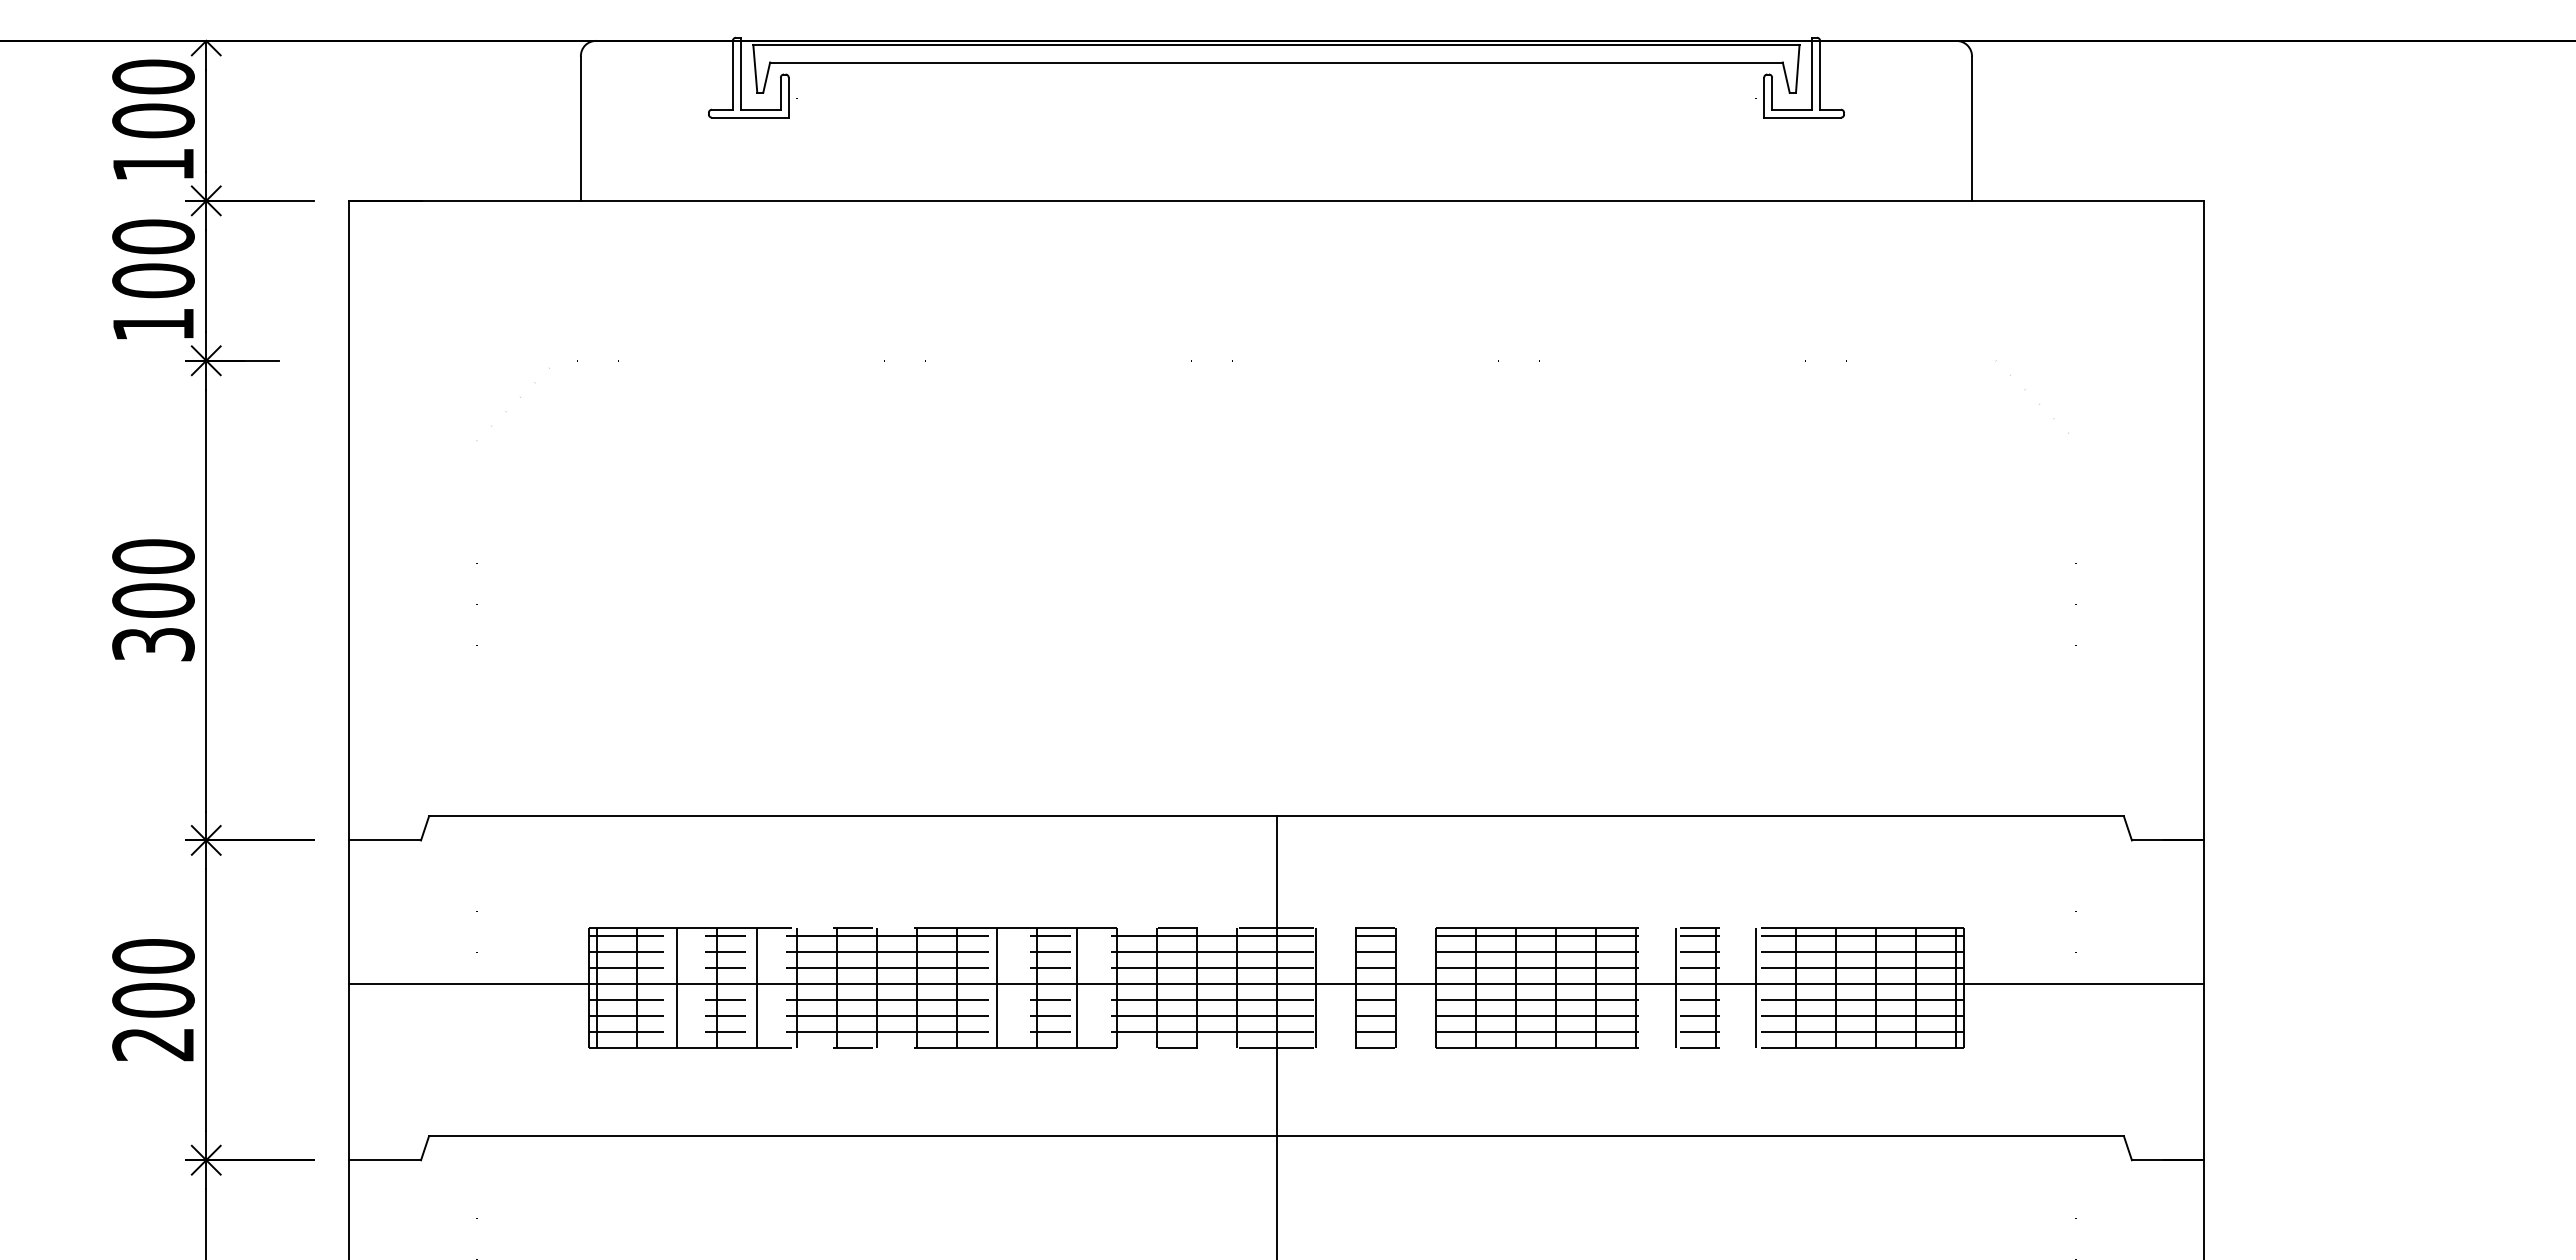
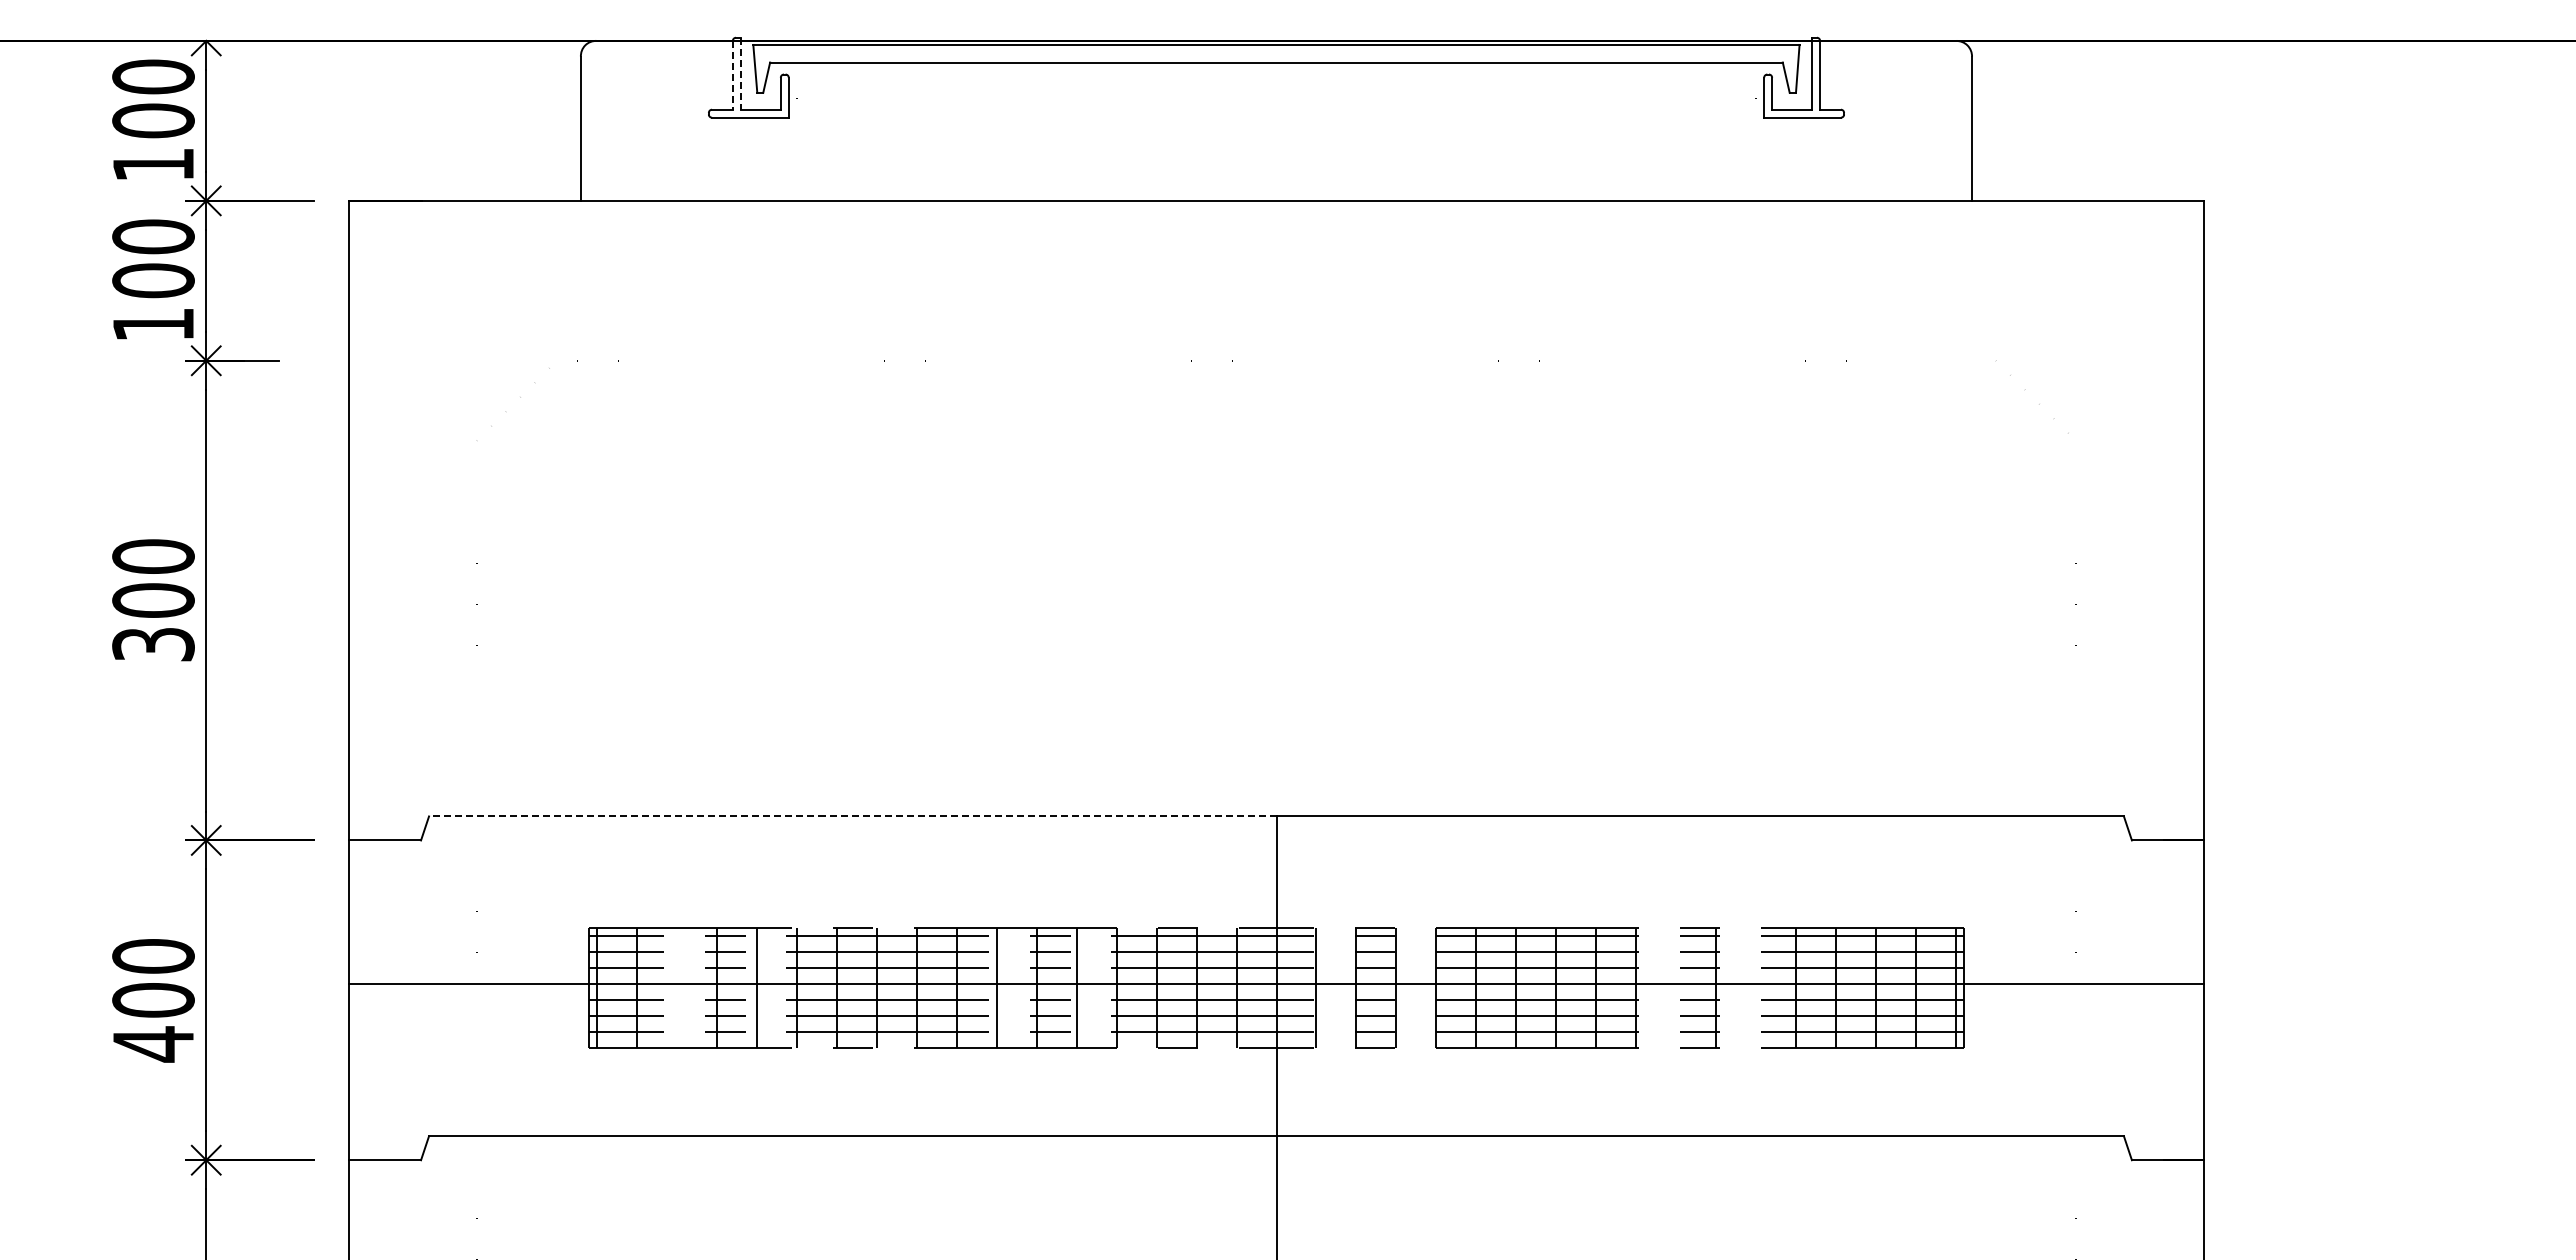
line: solid -> dashed (740, 73)
line: solid -> dashed (732, 75)
line: solid -> dashed (852, 816)
line: present -> none (676, 988)
line: present -> none (1676, 988)
line: present -> none (1756, 988)
text: 200 -> 400 (152, 1044)
